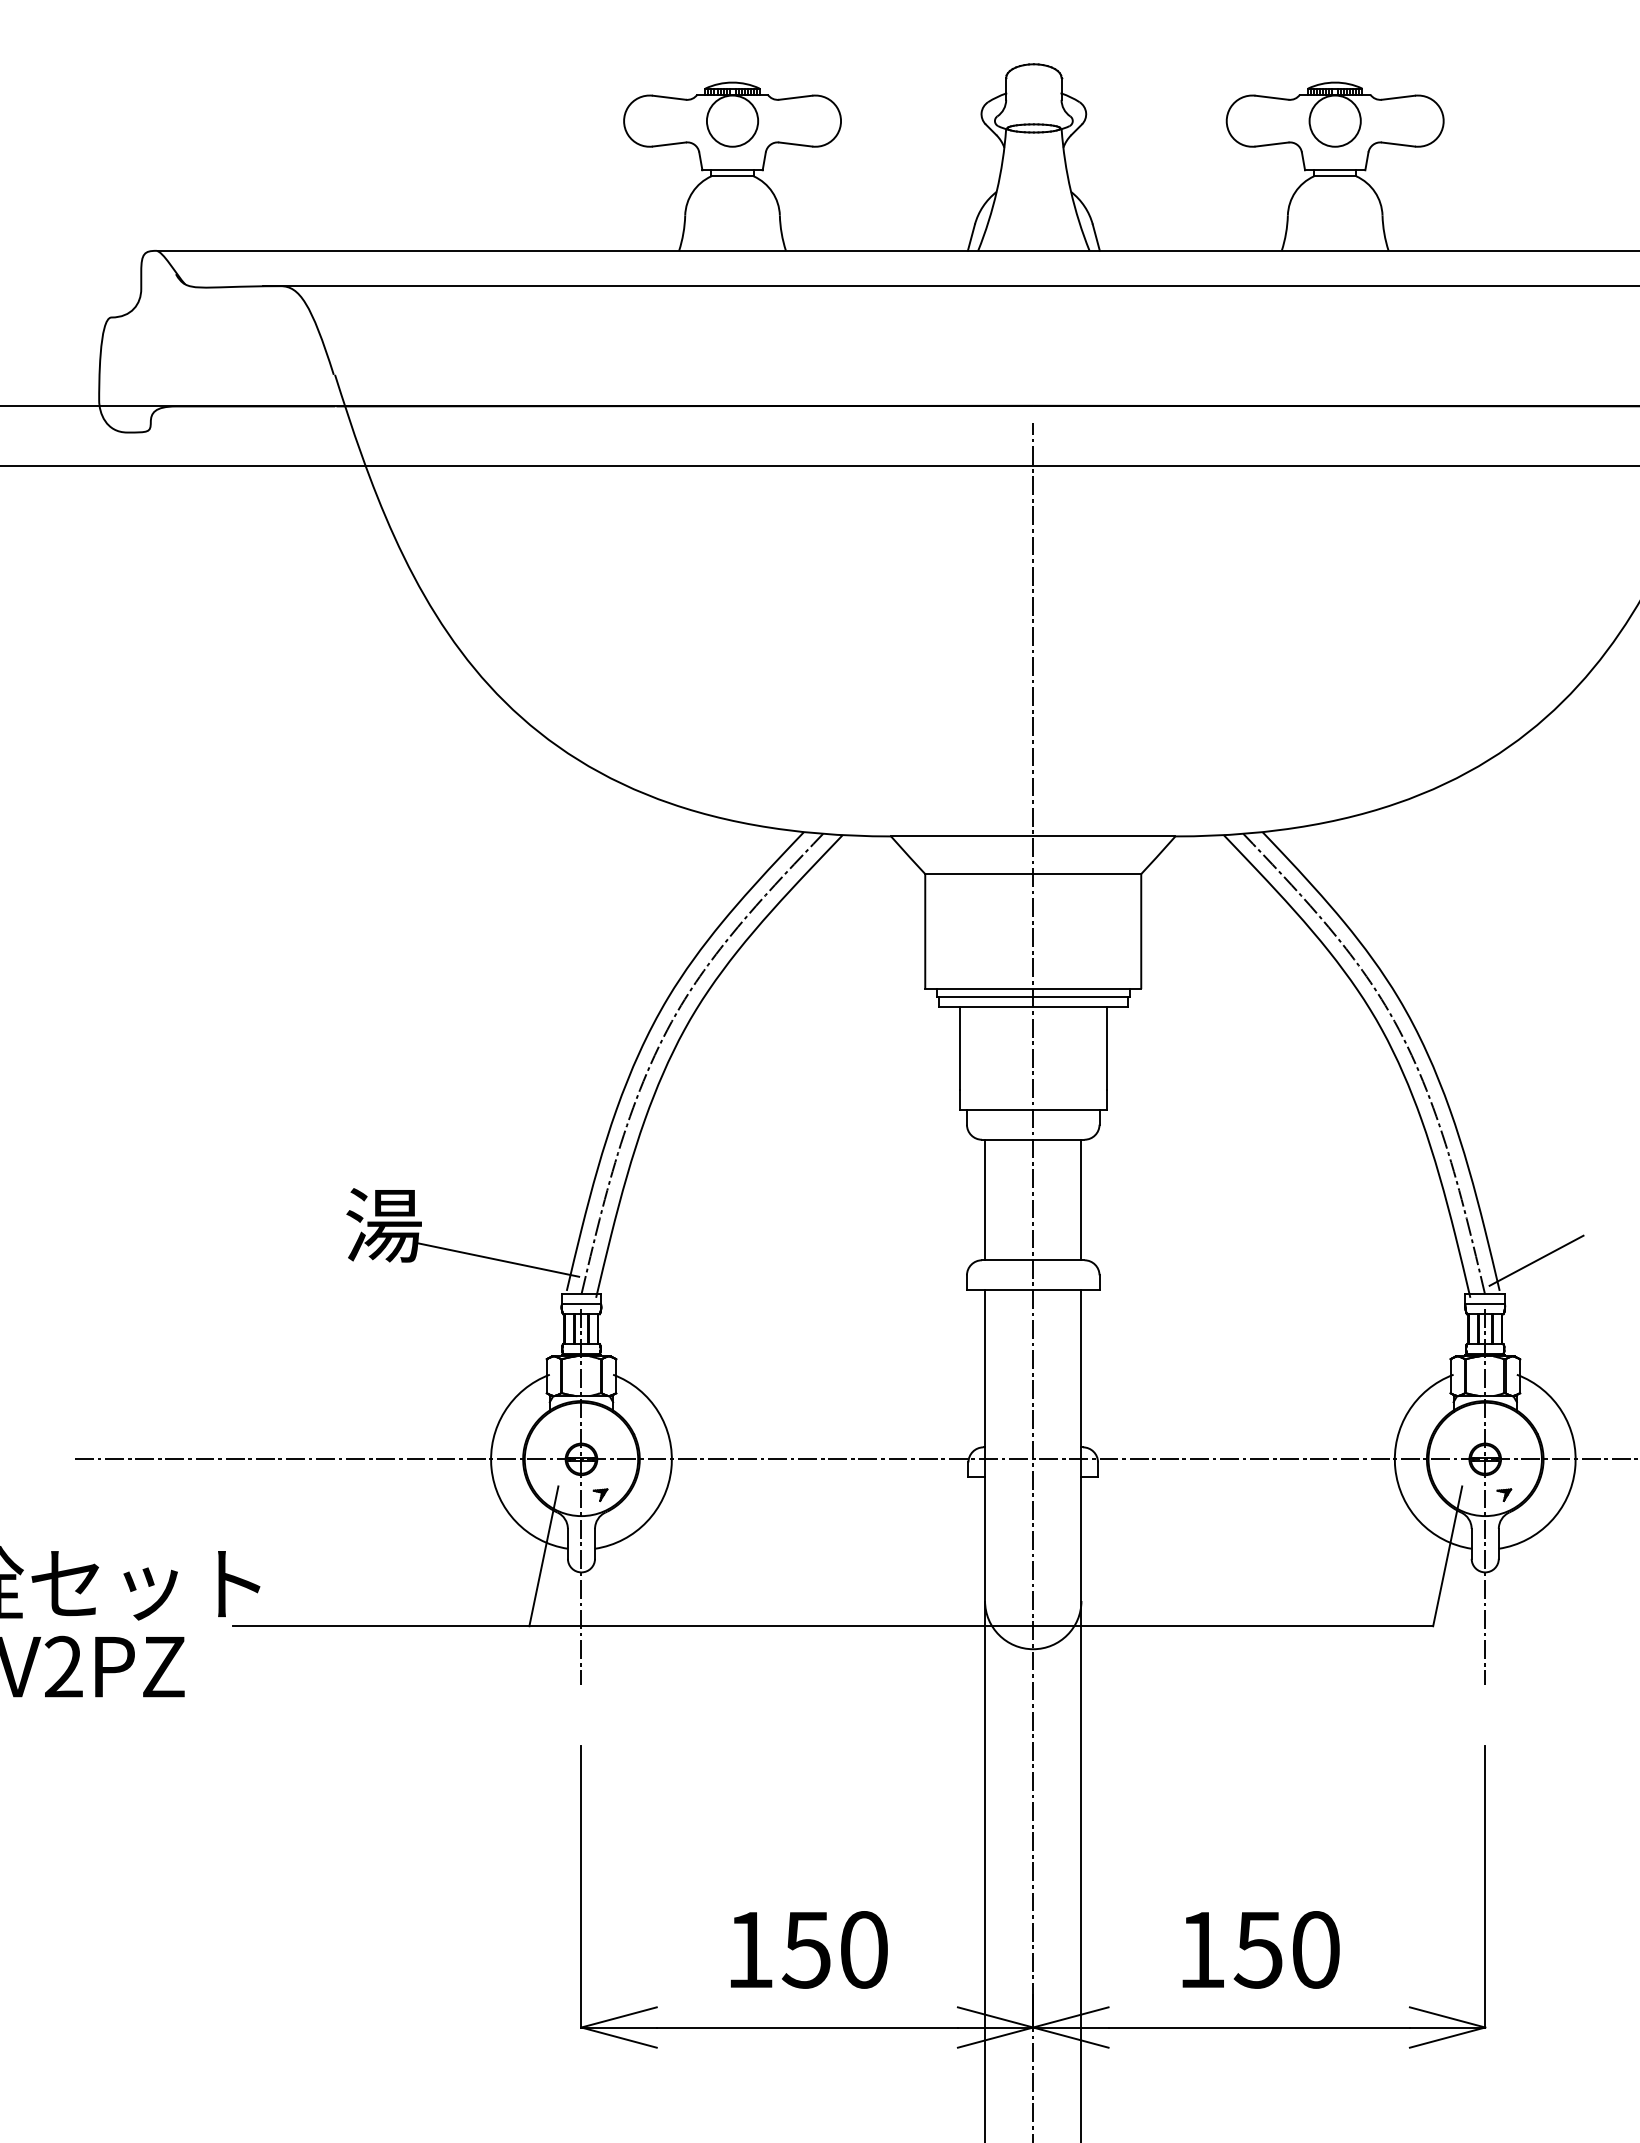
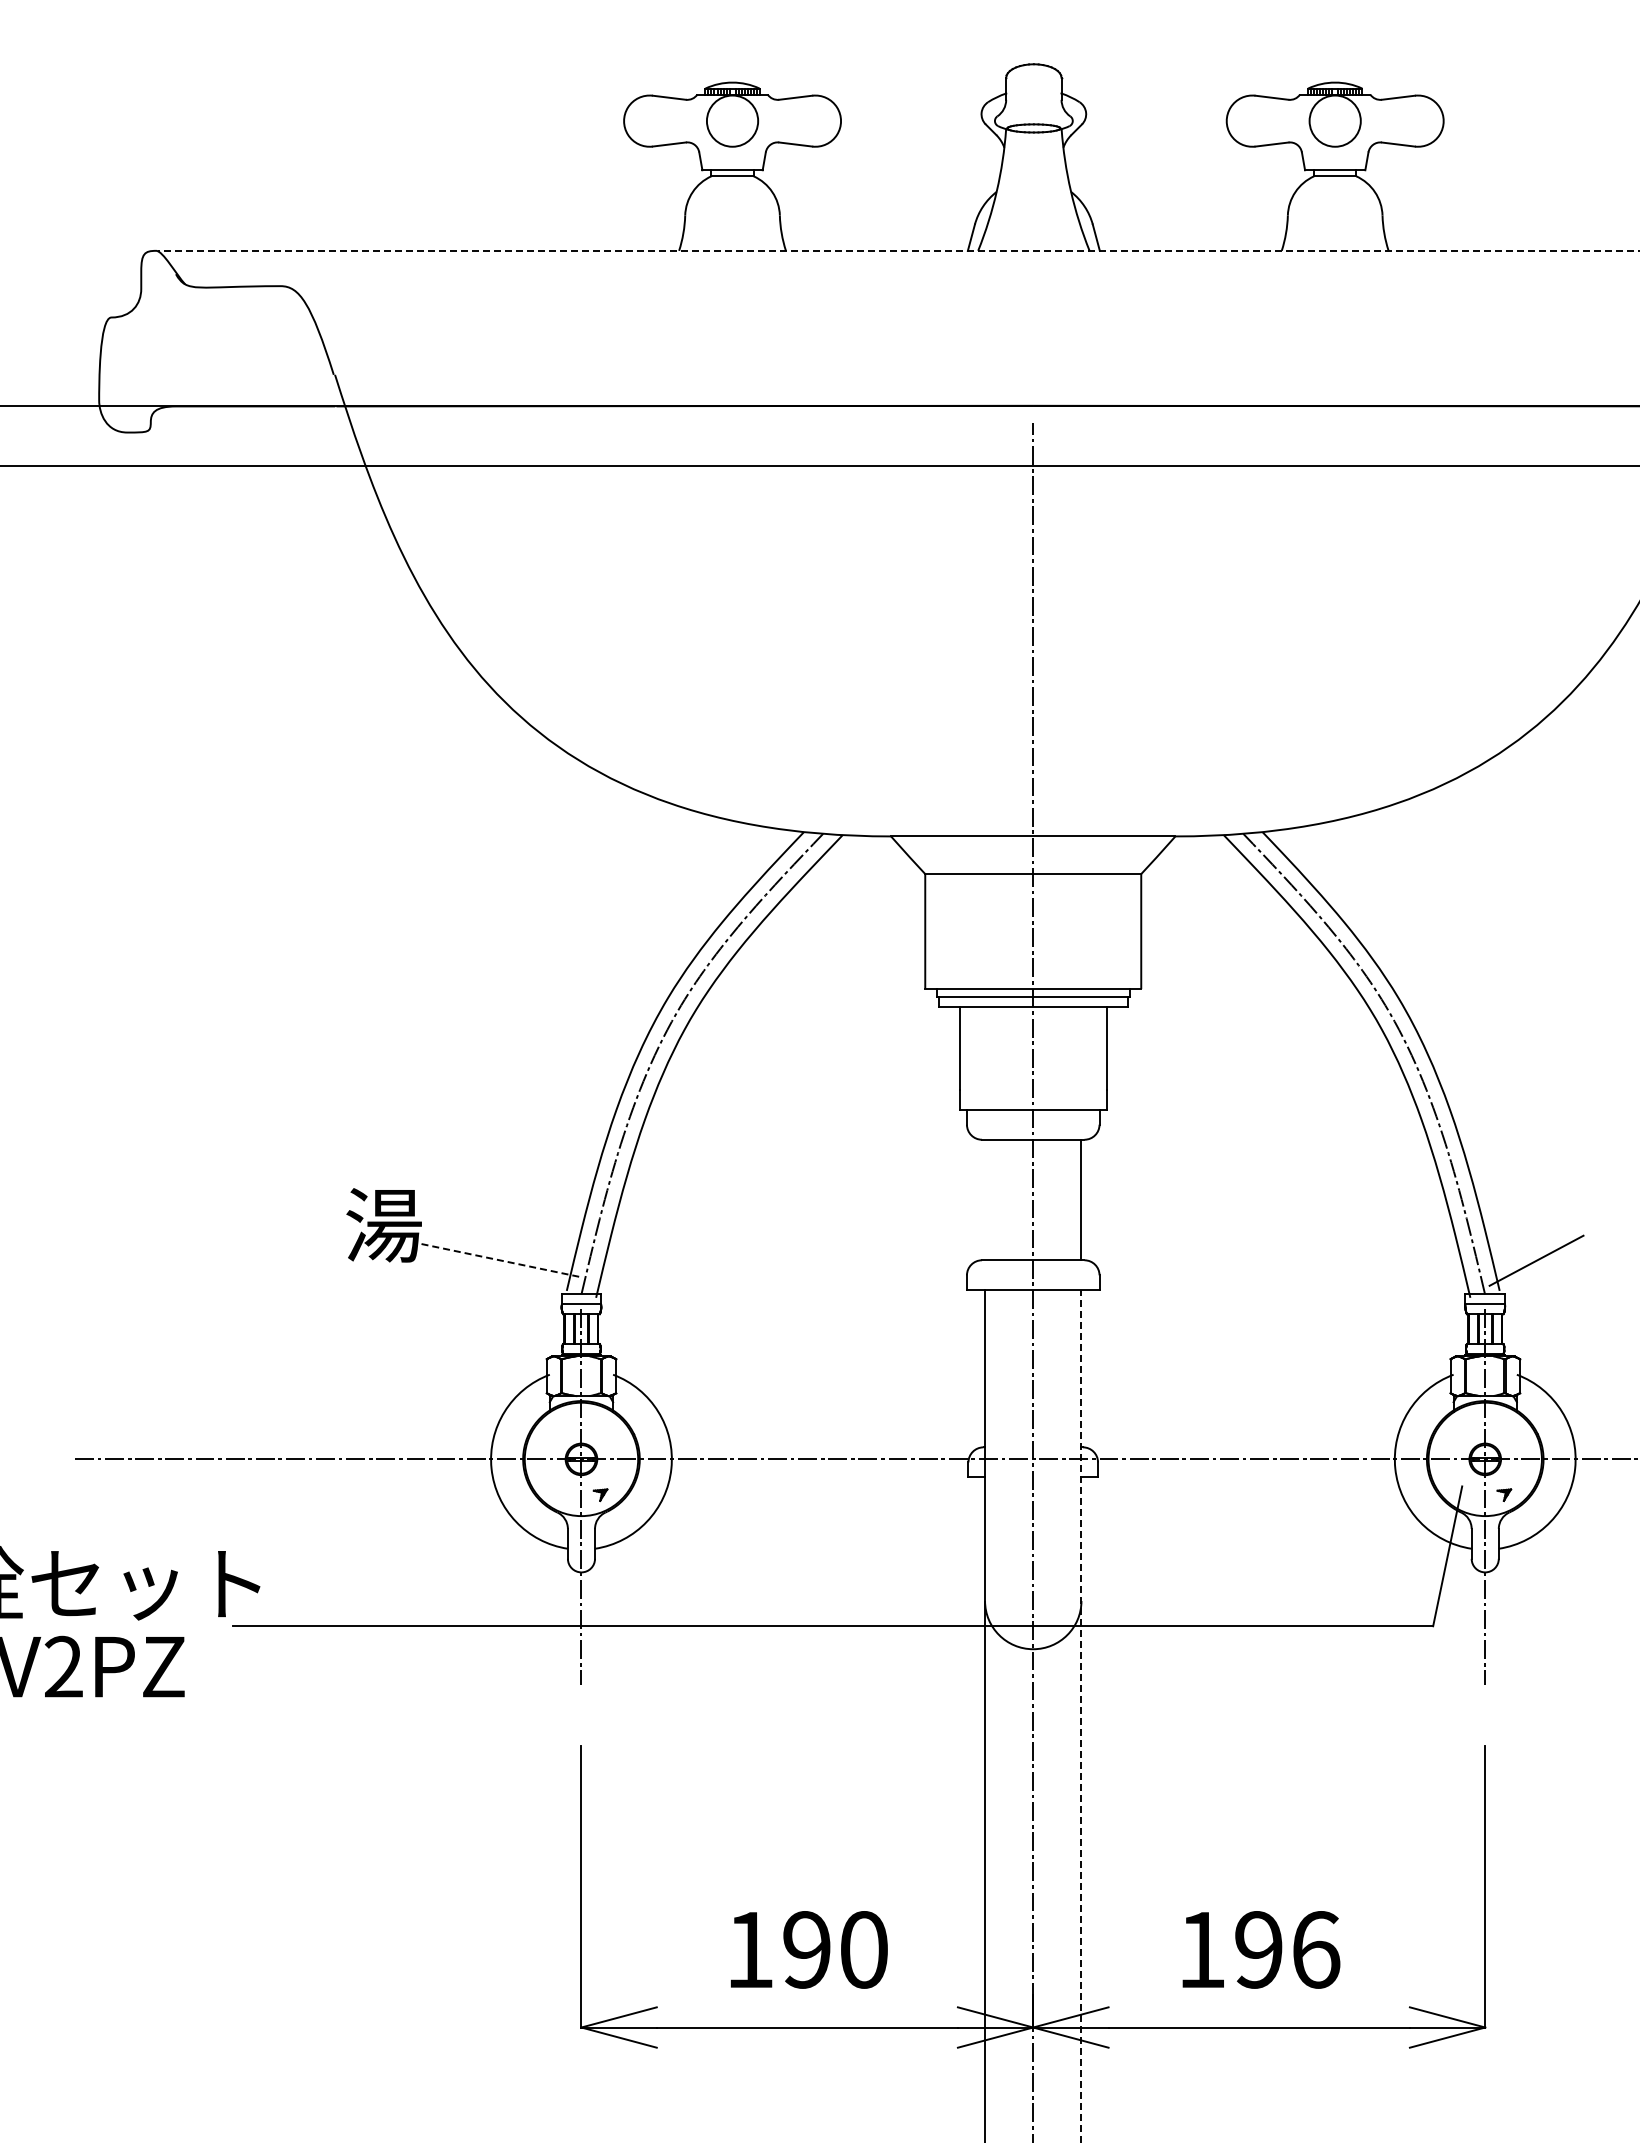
line: solid -> dashed (898, 250)
line: present -> none (949, 286)
line: present -> none (985, 1199)
line: solid -> dashed (498, 1259)
line: present -> none (543, 1556)
line: solid -> dashed (1081, 1716)
text: 150 -> 190 (806, 1949)
text: 150 -> 196 (1286, 1949)
